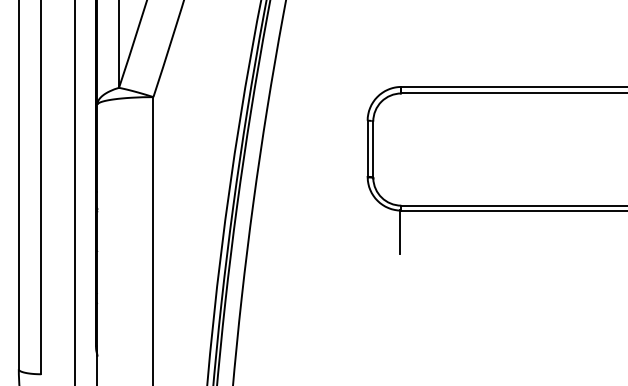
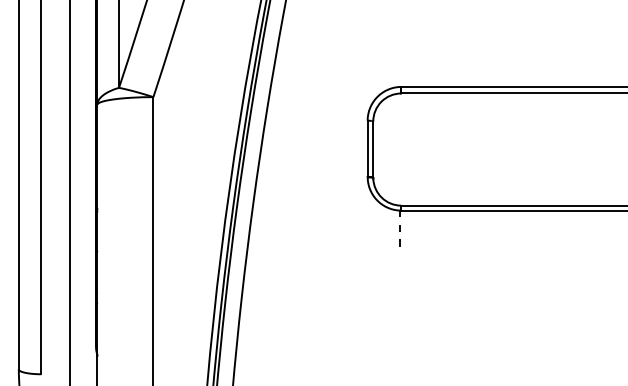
line position: (74, 192) -> (69, 192) (69, 192)
line: solid -> dashed (400, 232)
